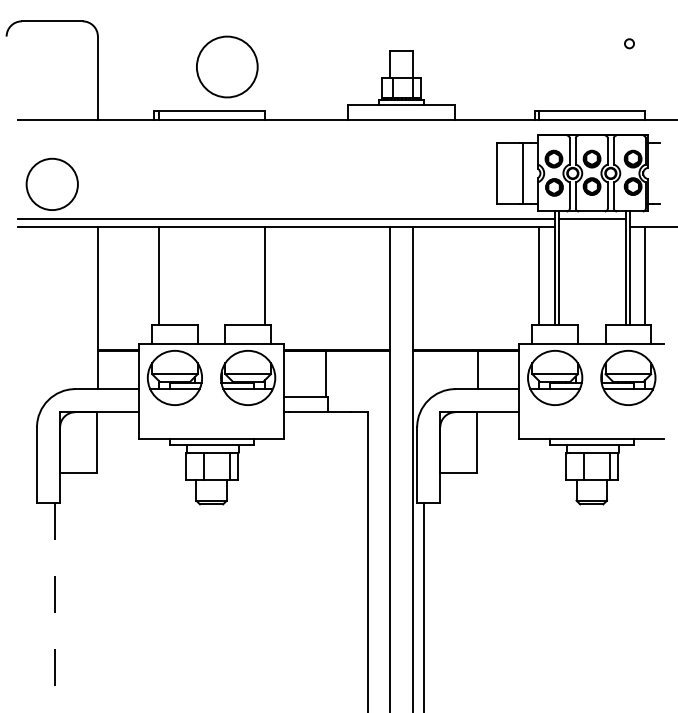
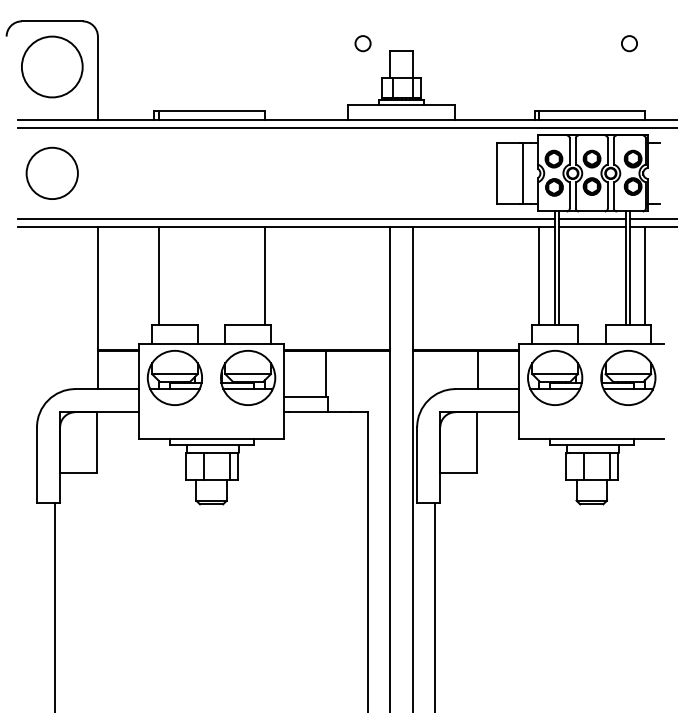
circle: none -> present (362, 43)
circle size: 11x12 px -> 17x18 px (629, 43)
circle position: (227, 66) -> (52, 66) (52, 66)
line: none -> present (345, 128)
circle position: (51, 183) -> (51, 172) (51, 172)
line: none -> present (651, 218)
line: none -> present (591, 226)
line position: (424, 606) -> (435, 606) (435, 606)
line: dashed -> solid (54, 608)
